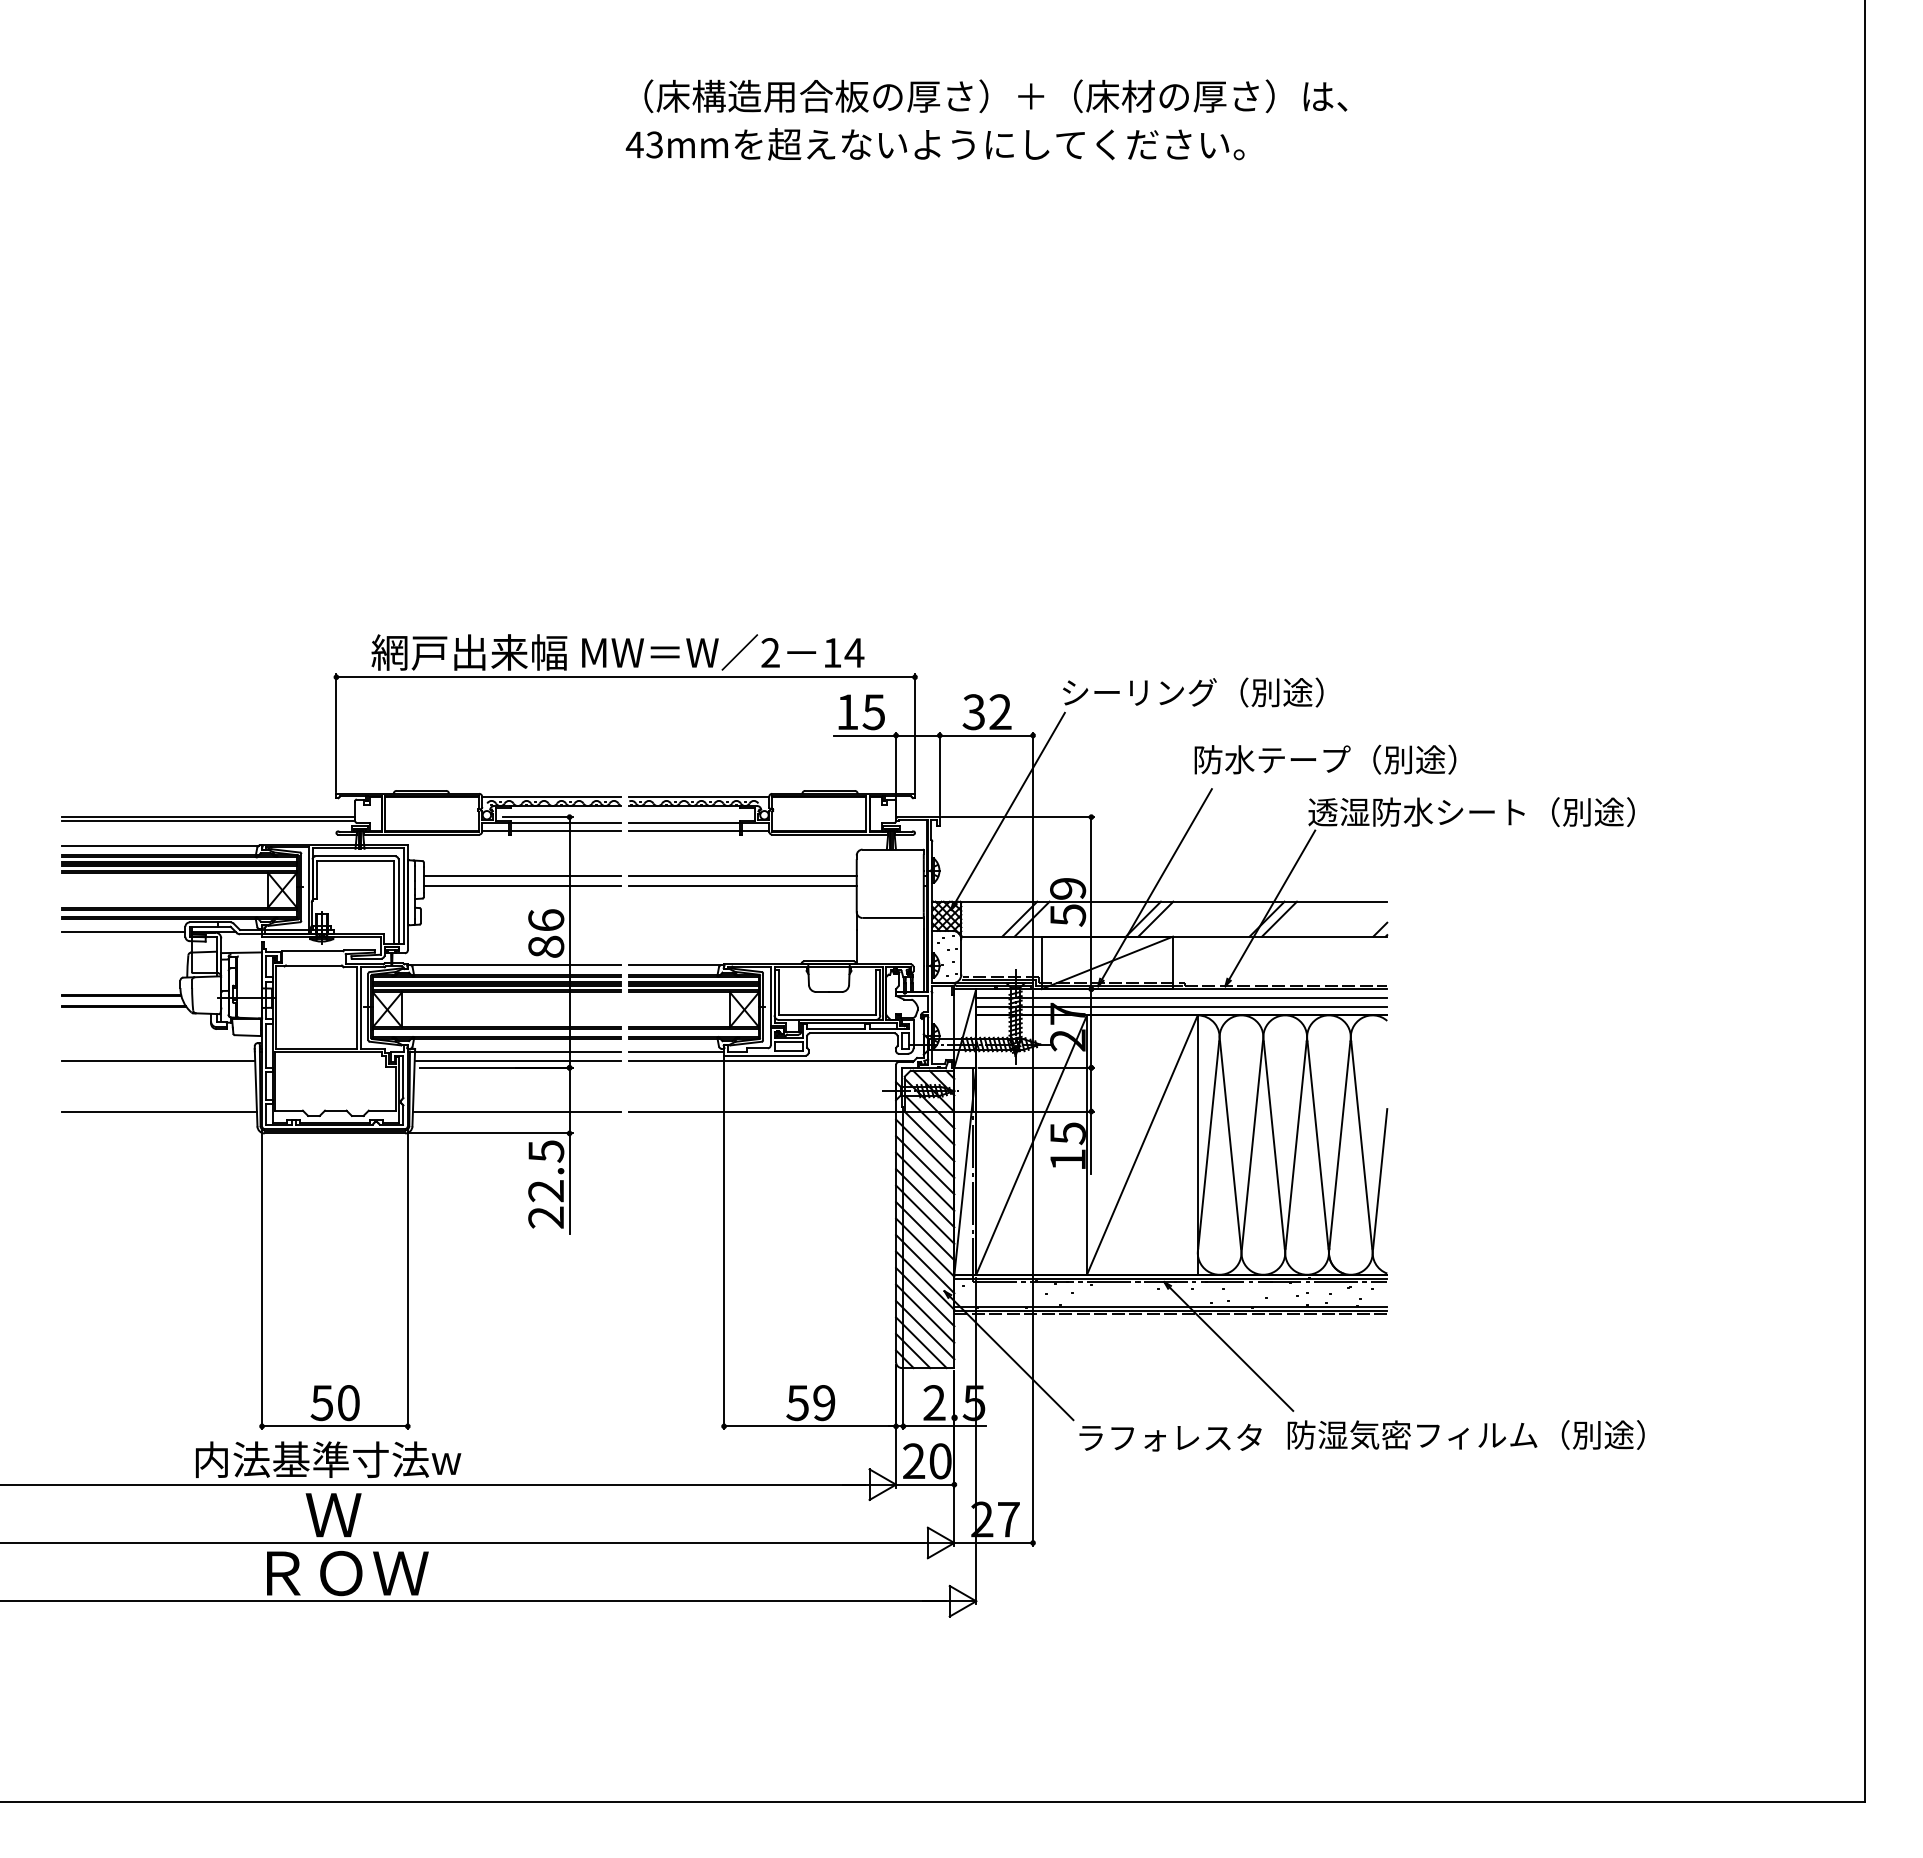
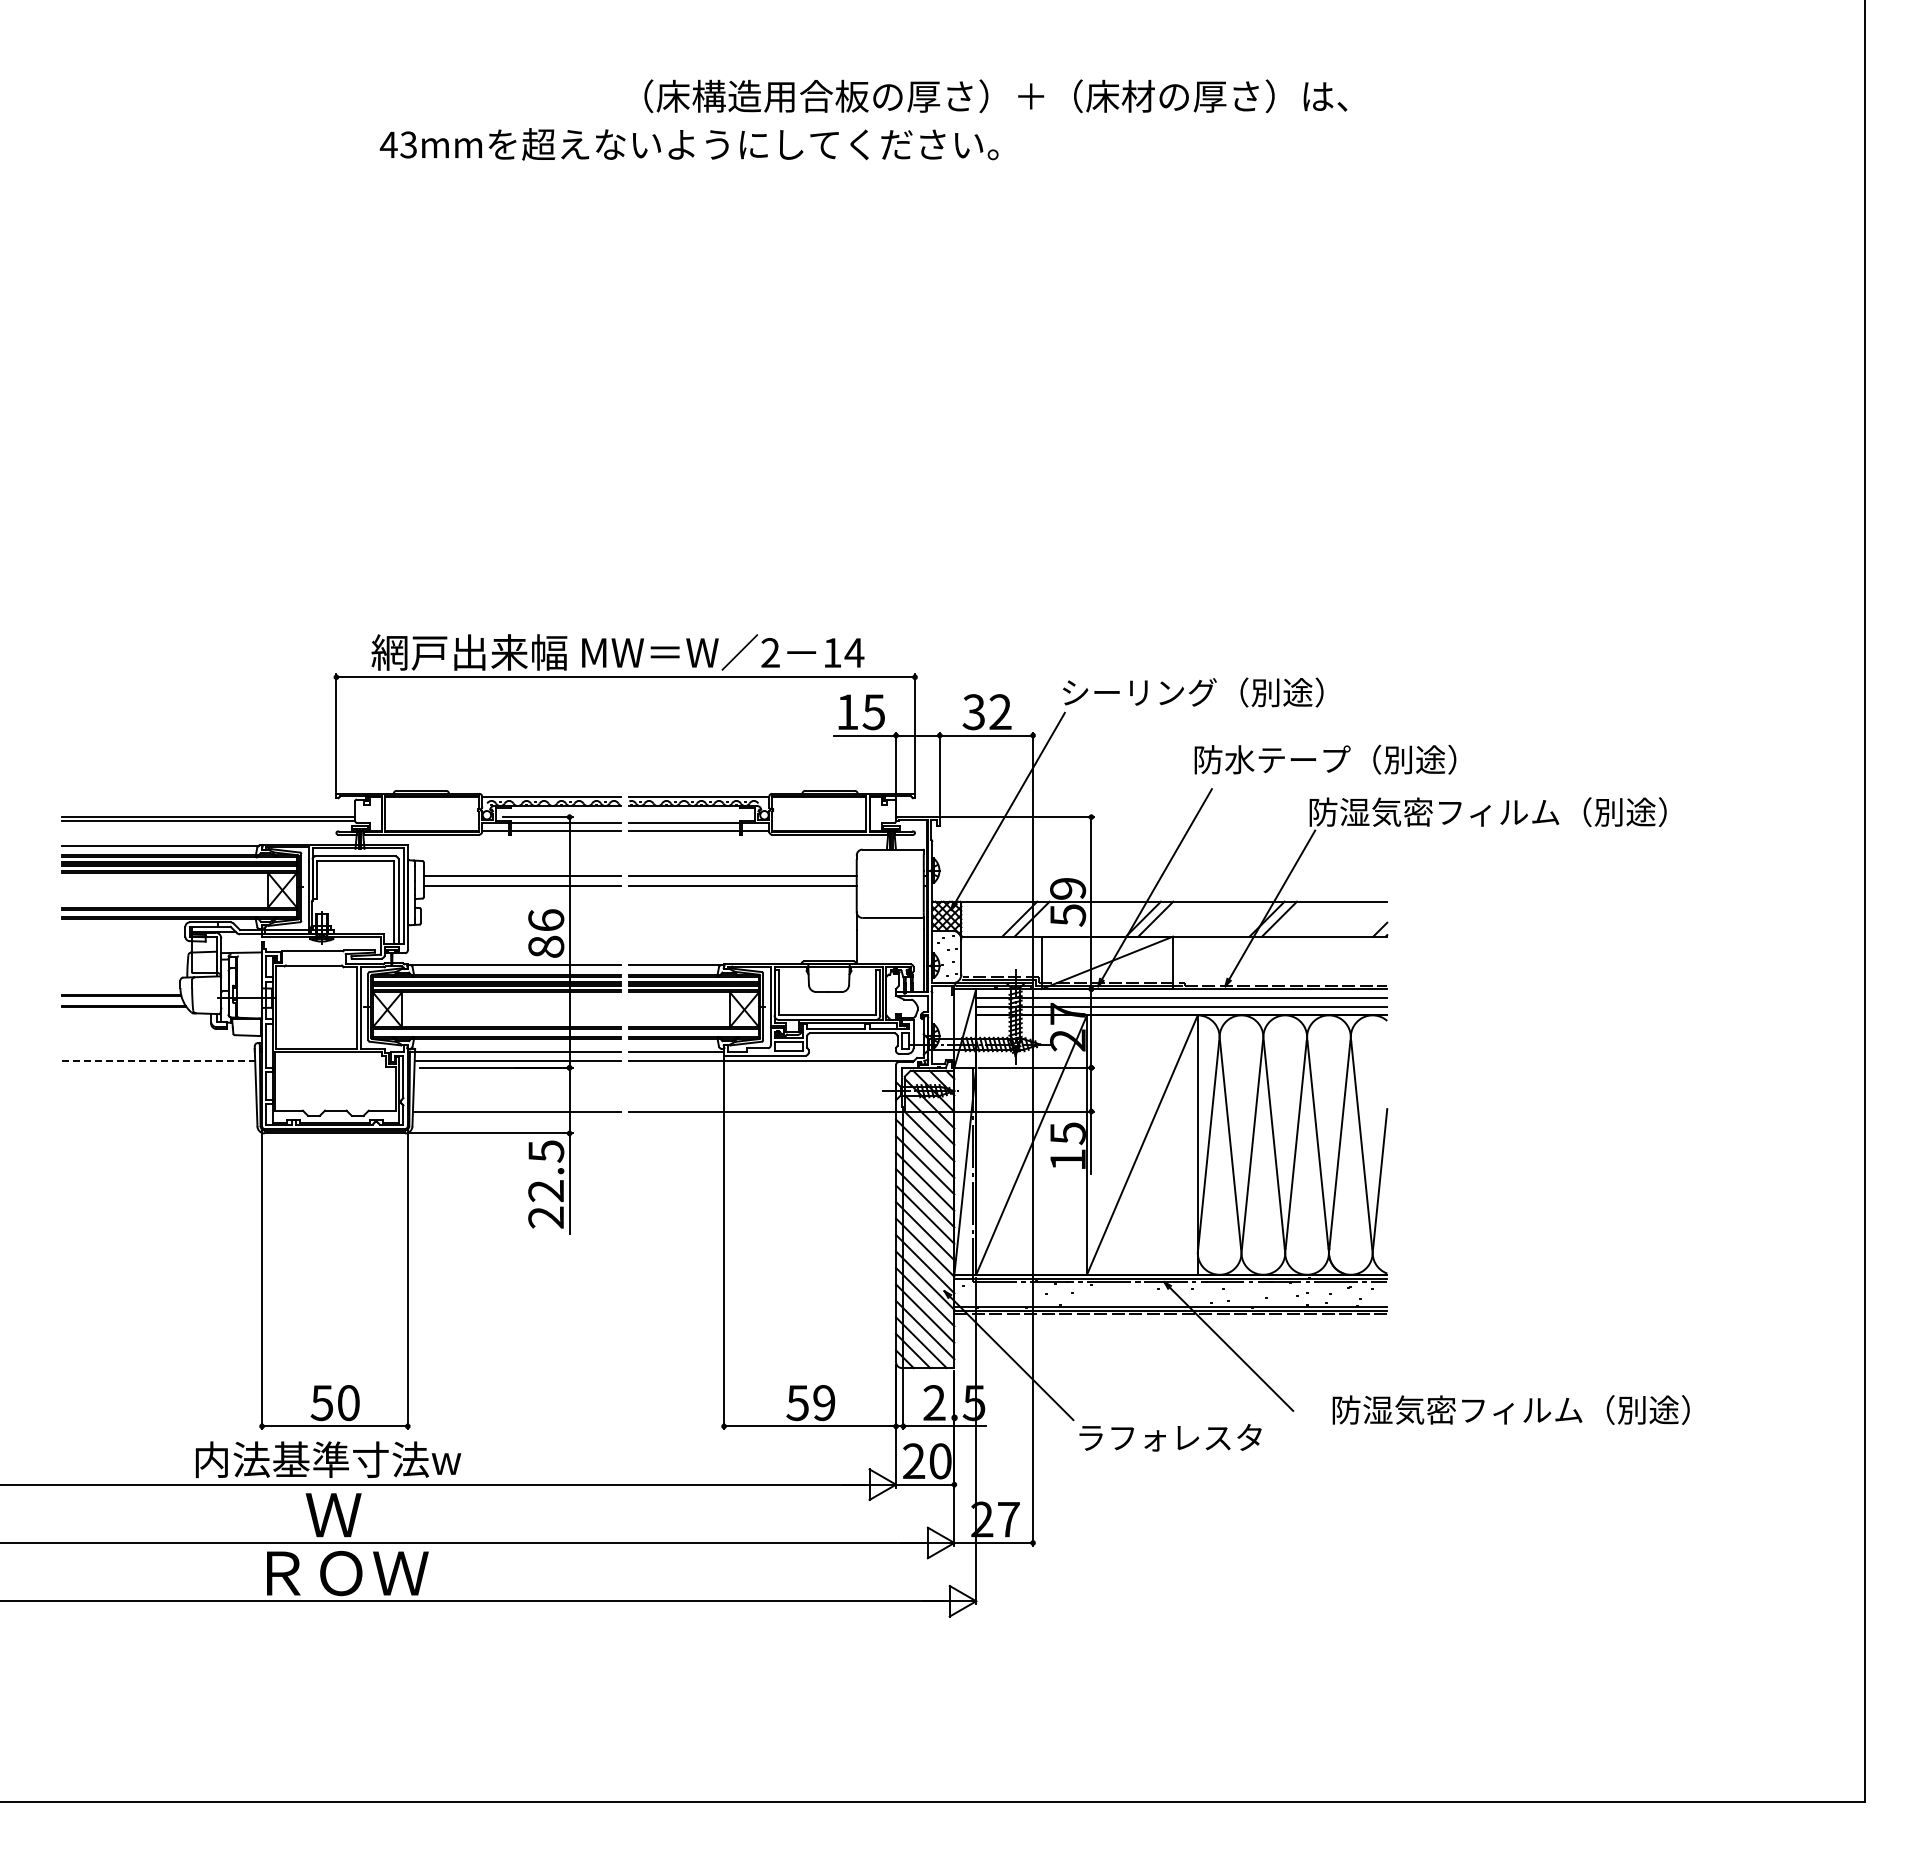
text position: (934, 144) -> (688, 144) (688, 144)
text: 透湿防水シート（別途） -> 防湿気密フィルム（別途） (1487, 812)
line: present -> none (123, 931)
line: solid -> dashed (158, 1060)
line: present -> none (159, 1111)
text position: (1465, 1434) -> (1510, 1409) (1510, 1409)
